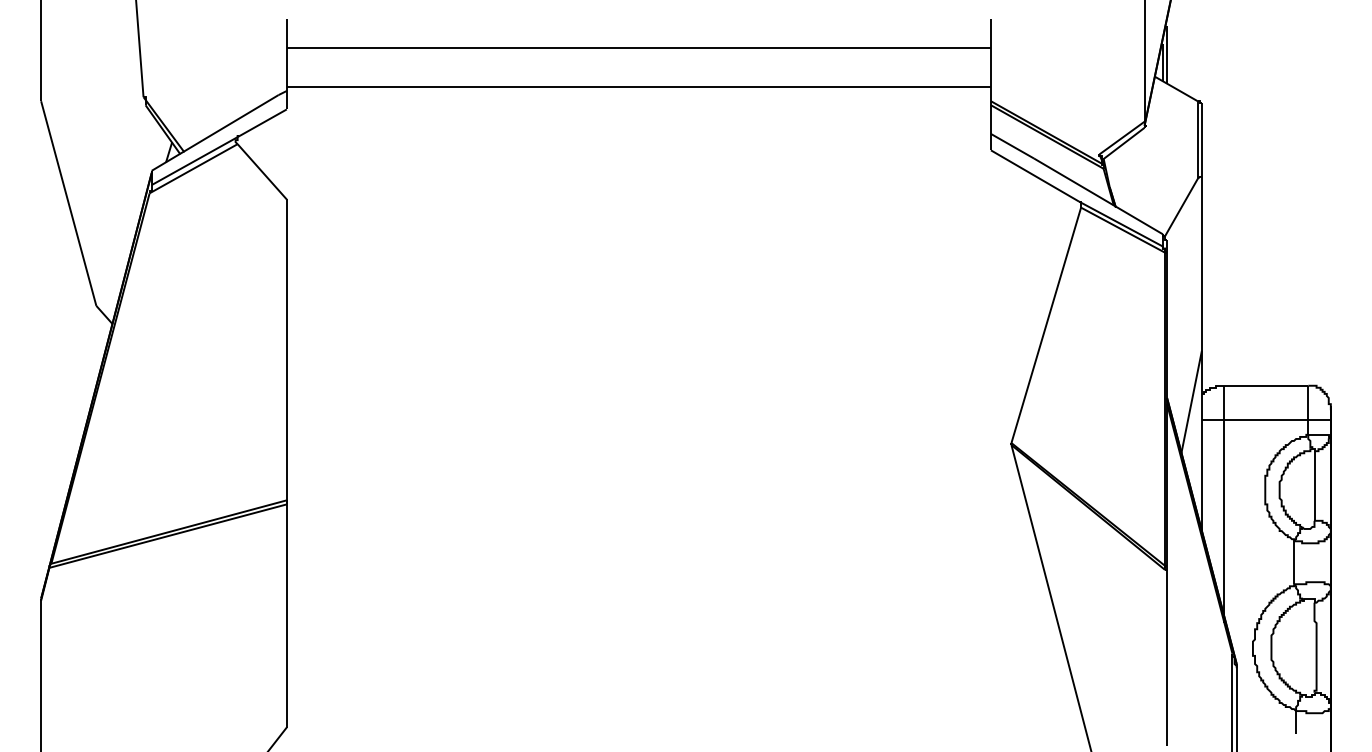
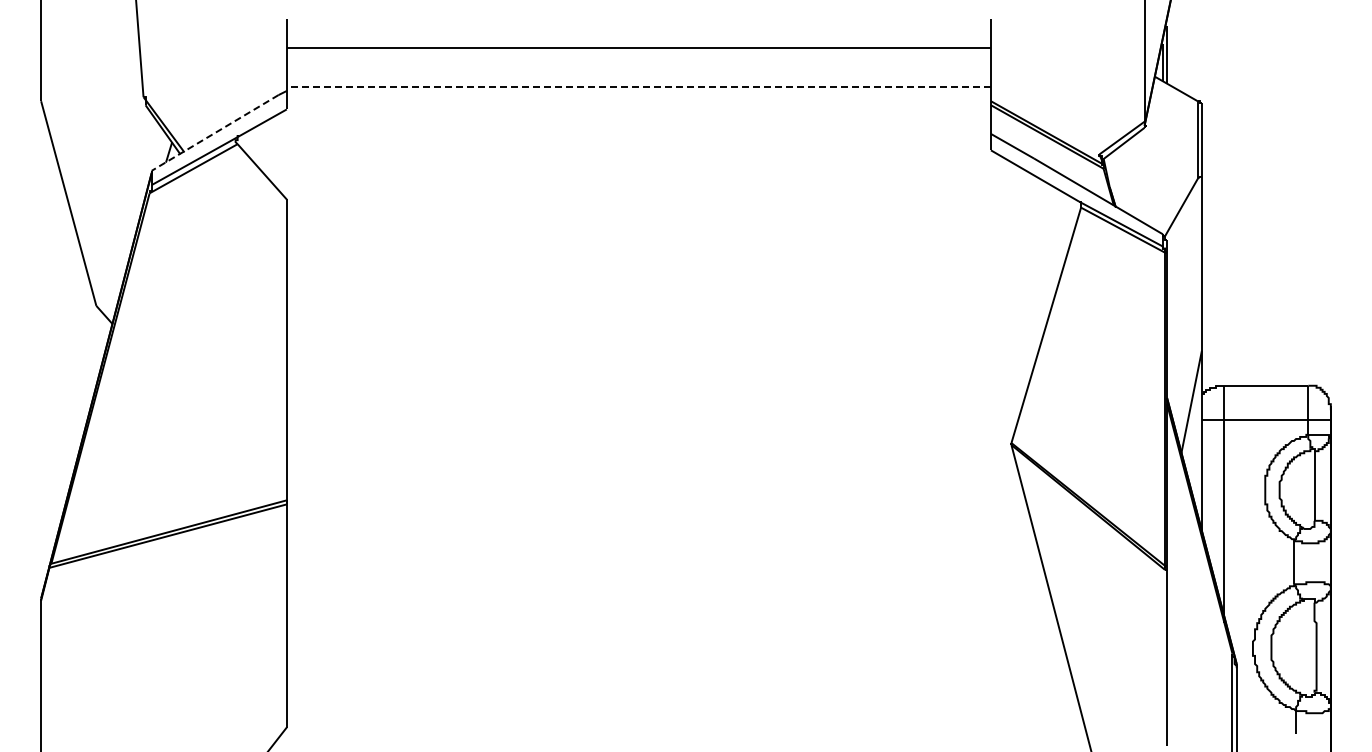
line: solid -> dashed (638, 86)
line: solid -> dashed (215, 132)
